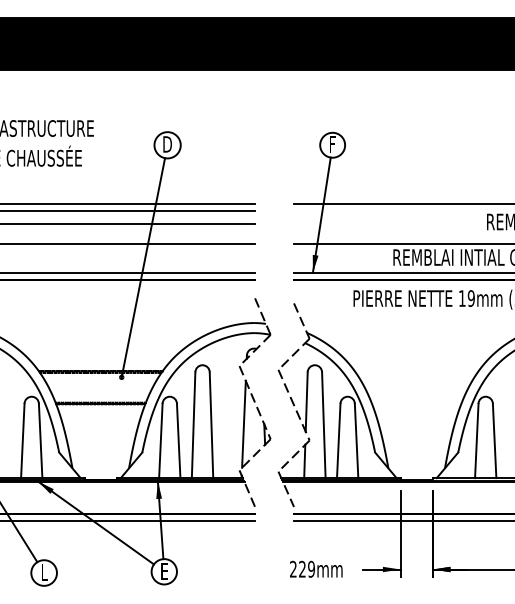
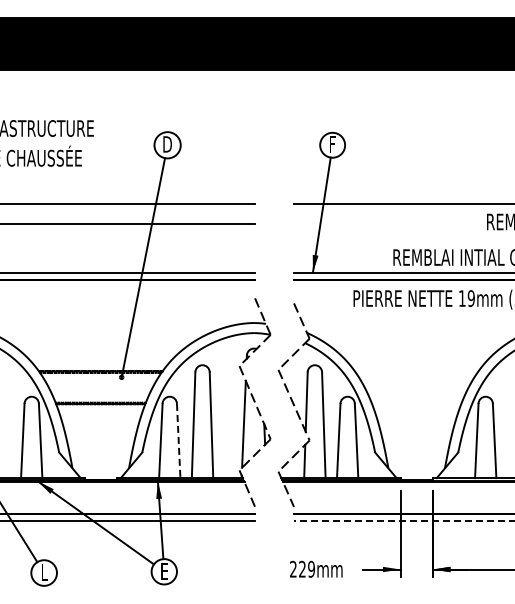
line: present -> none (128, 211)
line: present -> none (128, 243)
line: present -> none (402, 243)
line: solid -> dashed (178, 441)
line: solid -> dashed (403, 520)
